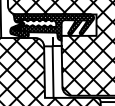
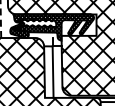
line: solid -> dashed (0, 19)
